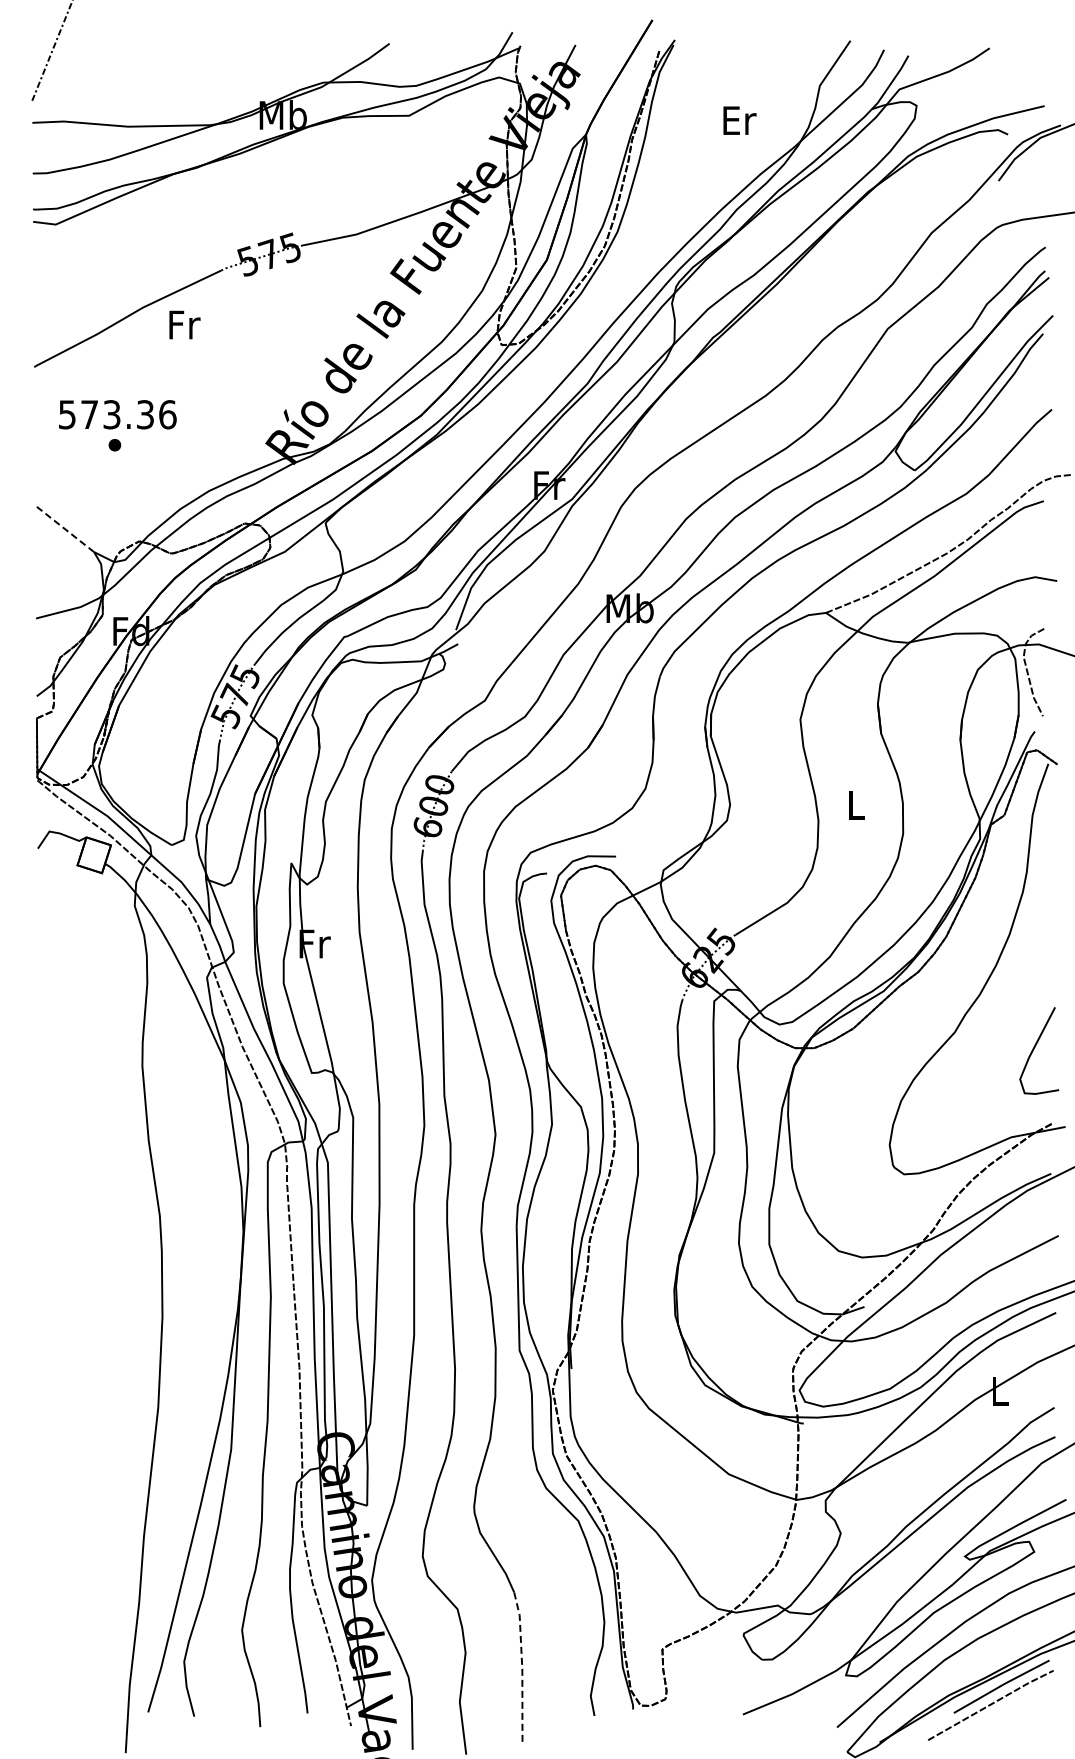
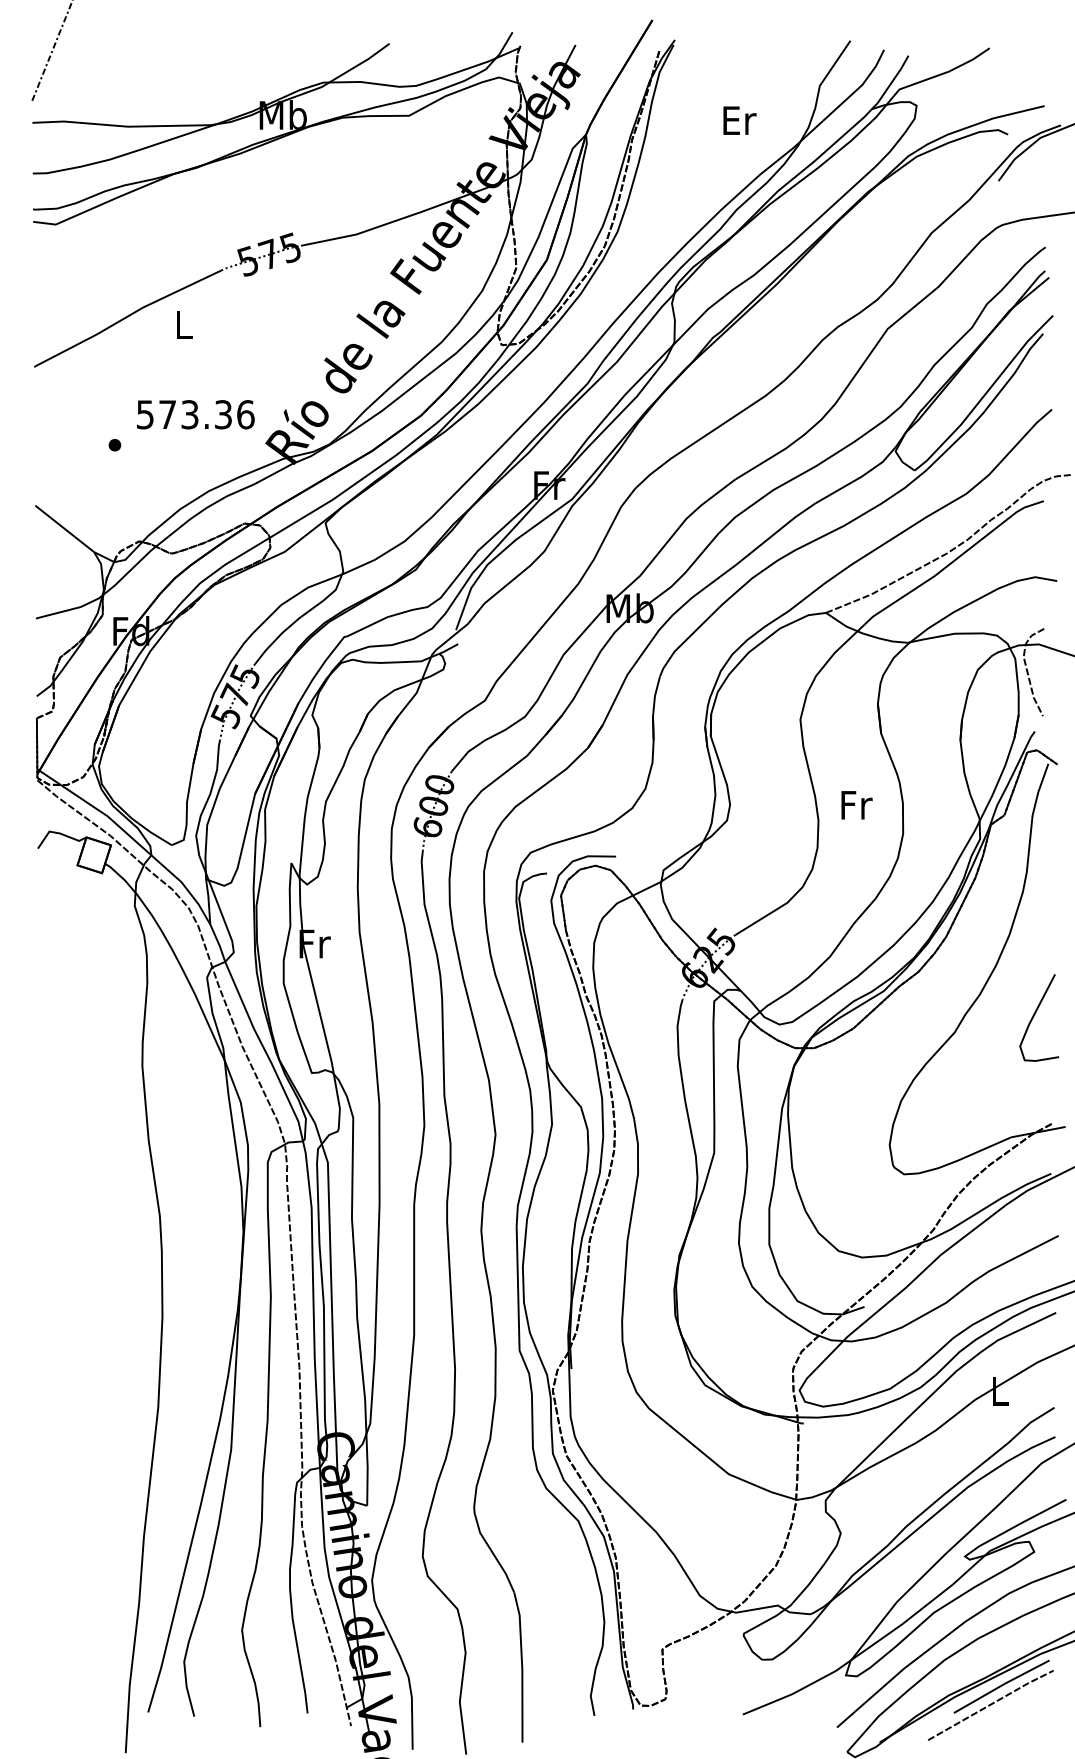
text: Fr -> L (184, 324)
text position: (117, 414) -> (195, 414) (195, 414)
line: dashed -> solid (64, 528)
text: L -> Fr (856, 805)
curve position: (1035, 1047) -> (1035, 1014) (1035, 1014)
line: dashed -> solid (522, 1667)
